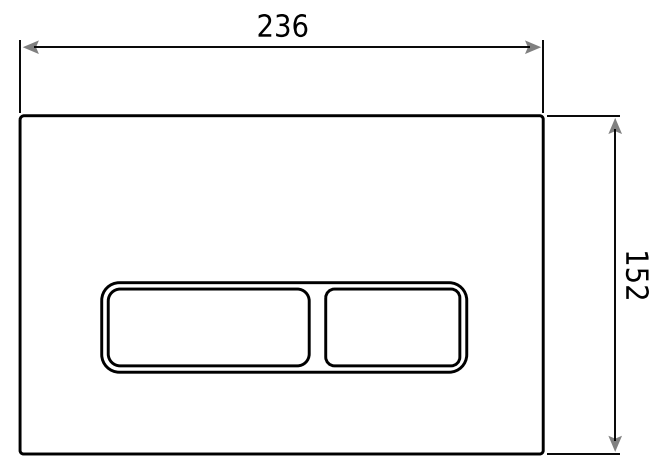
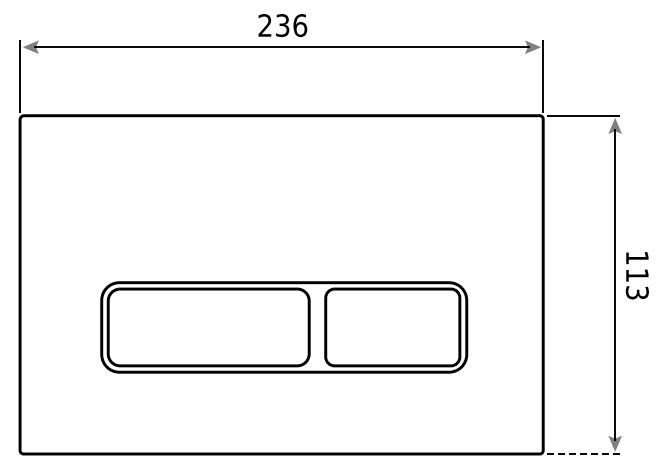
text: 152 -> 113 (636, 283)
line: solid -> dashed (583, 454)
